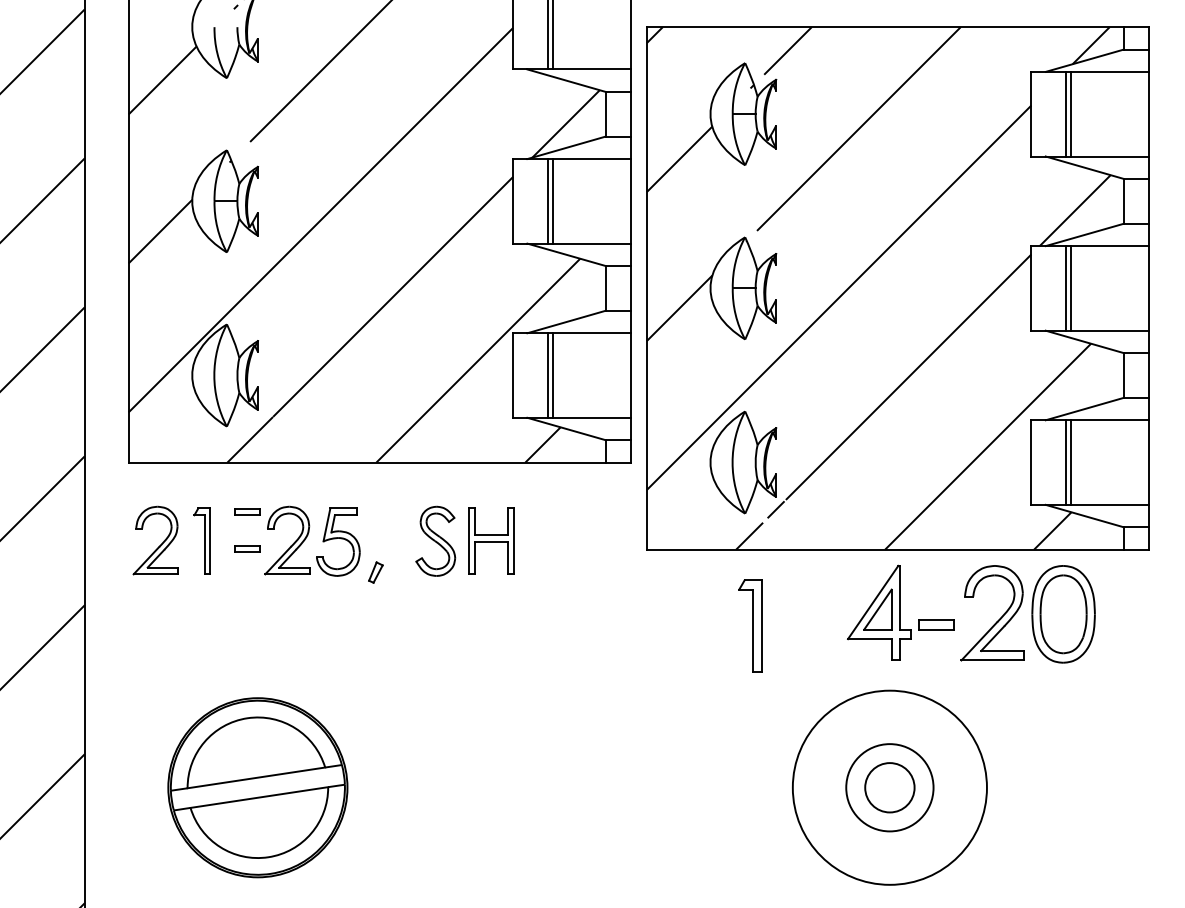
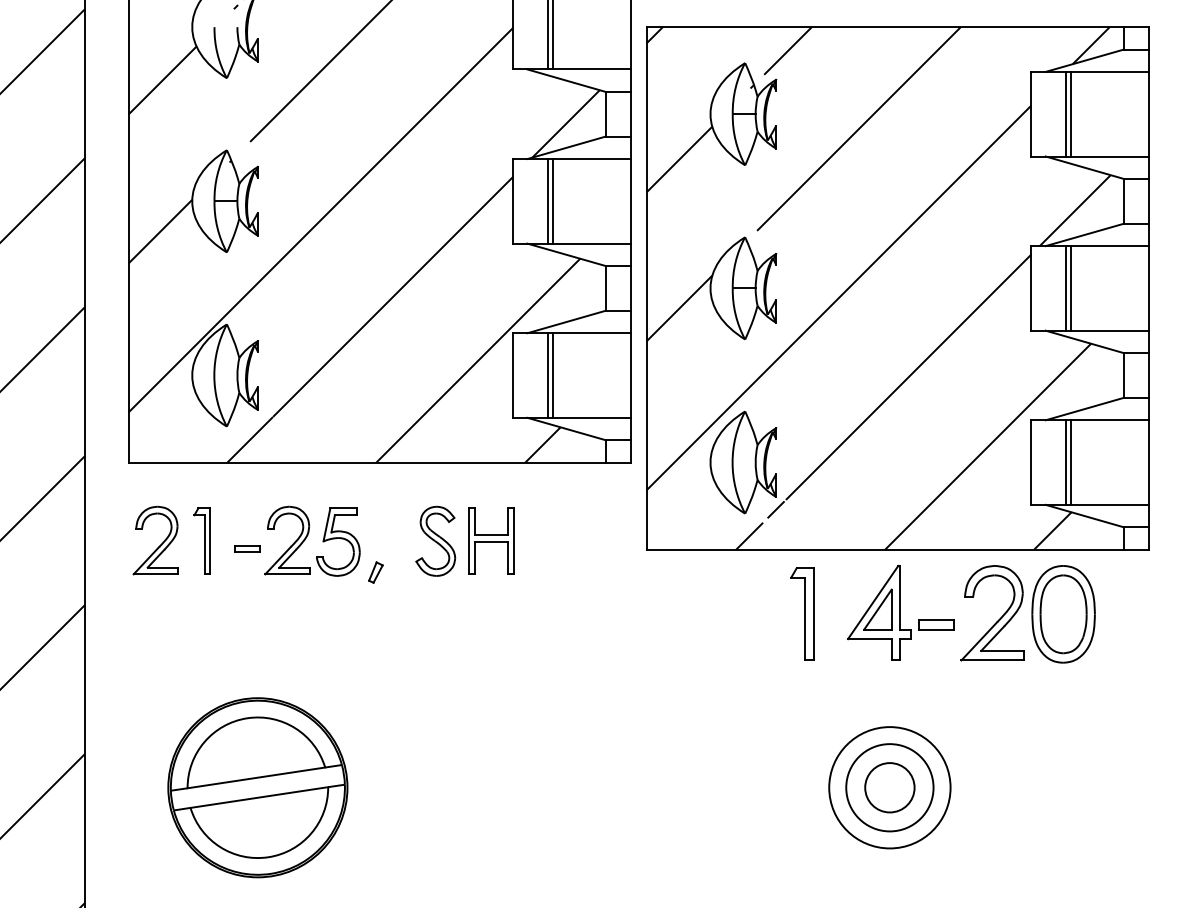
part: present -> none (247, 511)
part position: (750, 625) -> (802, 613) (802, 613)
circle diameter: 194 px -> 121 px (889, 787)
